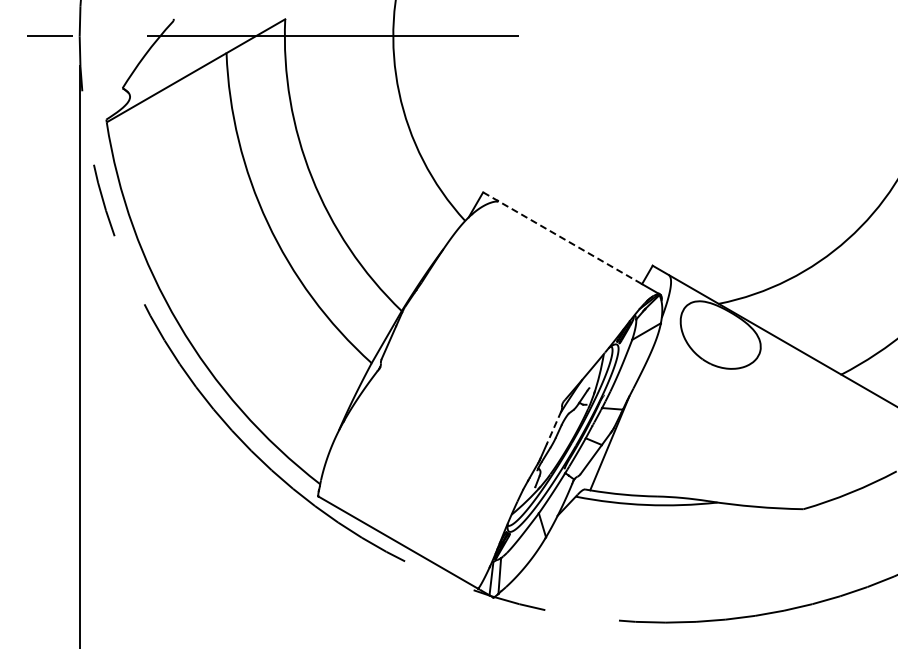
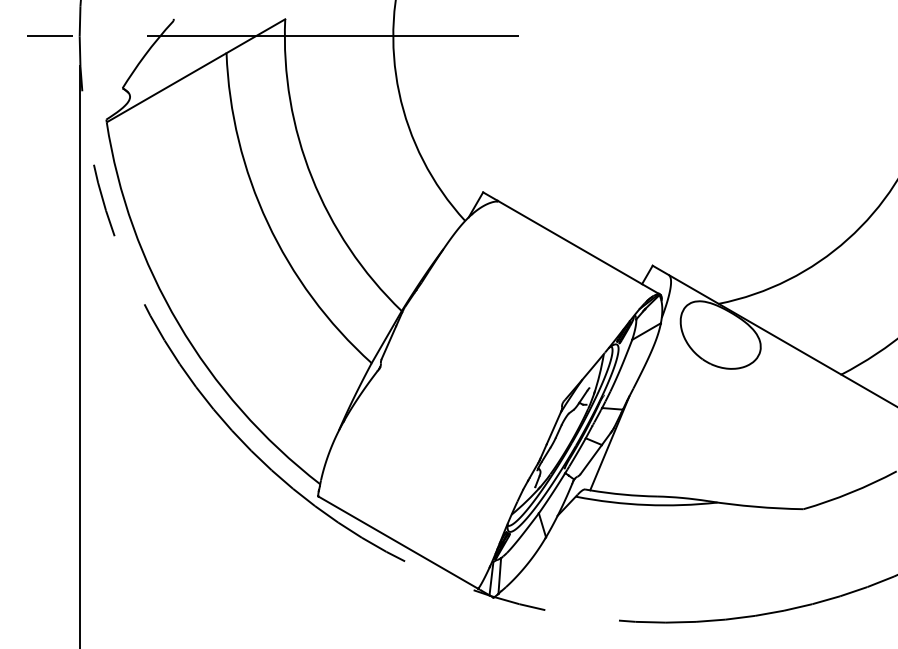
line: dashed -> solid (562, 238)
line: dashed -> solid (553, 428)
